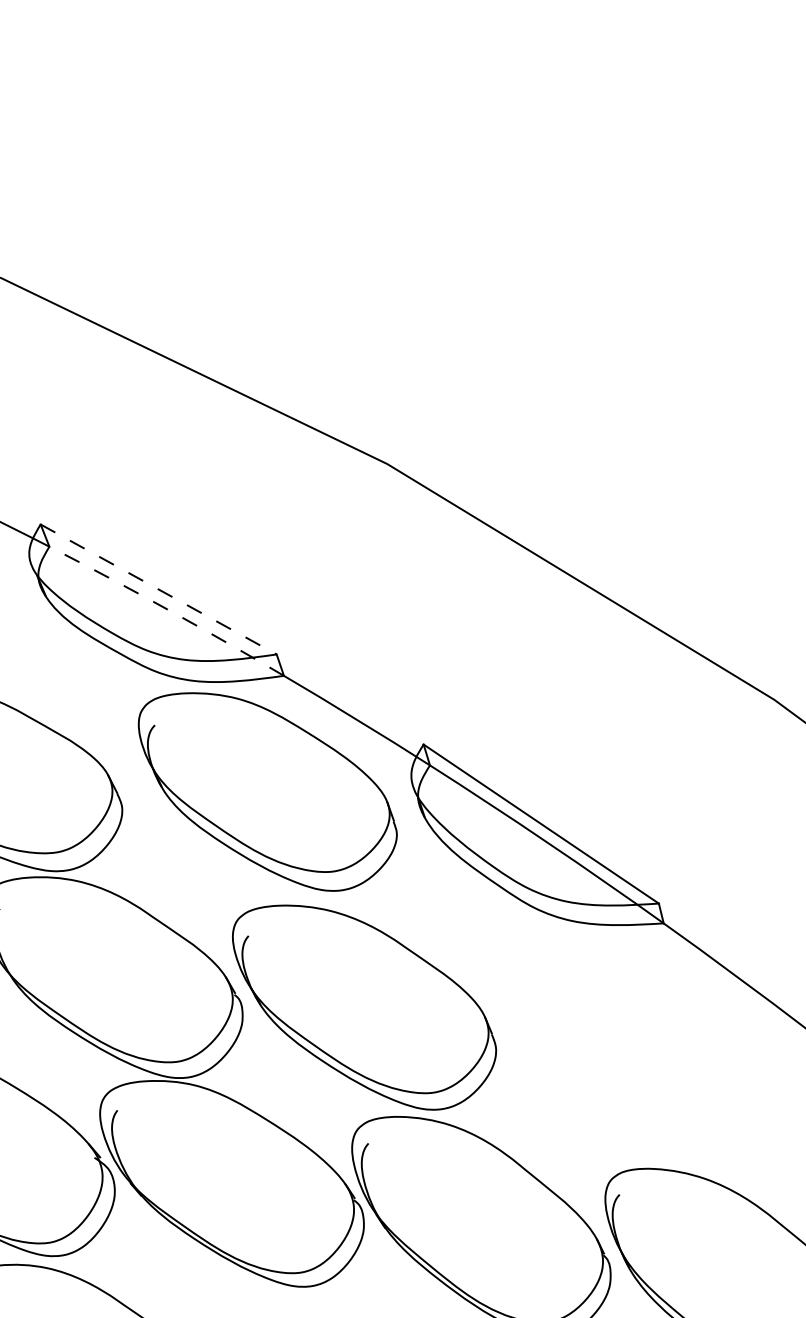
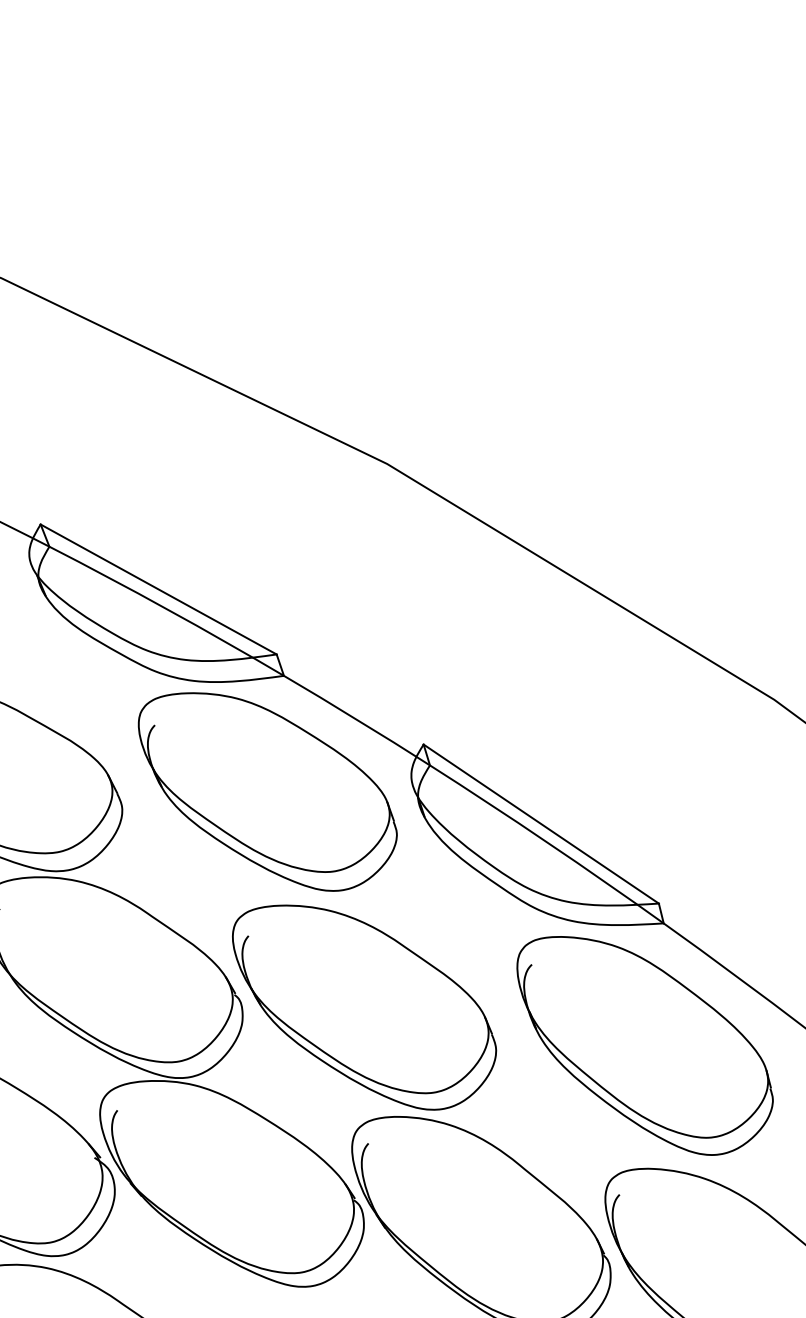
line: dashed -> solid (158, 589)
arc: dashed -> solid (167, 609)
part: none -> present (644, 1045)
